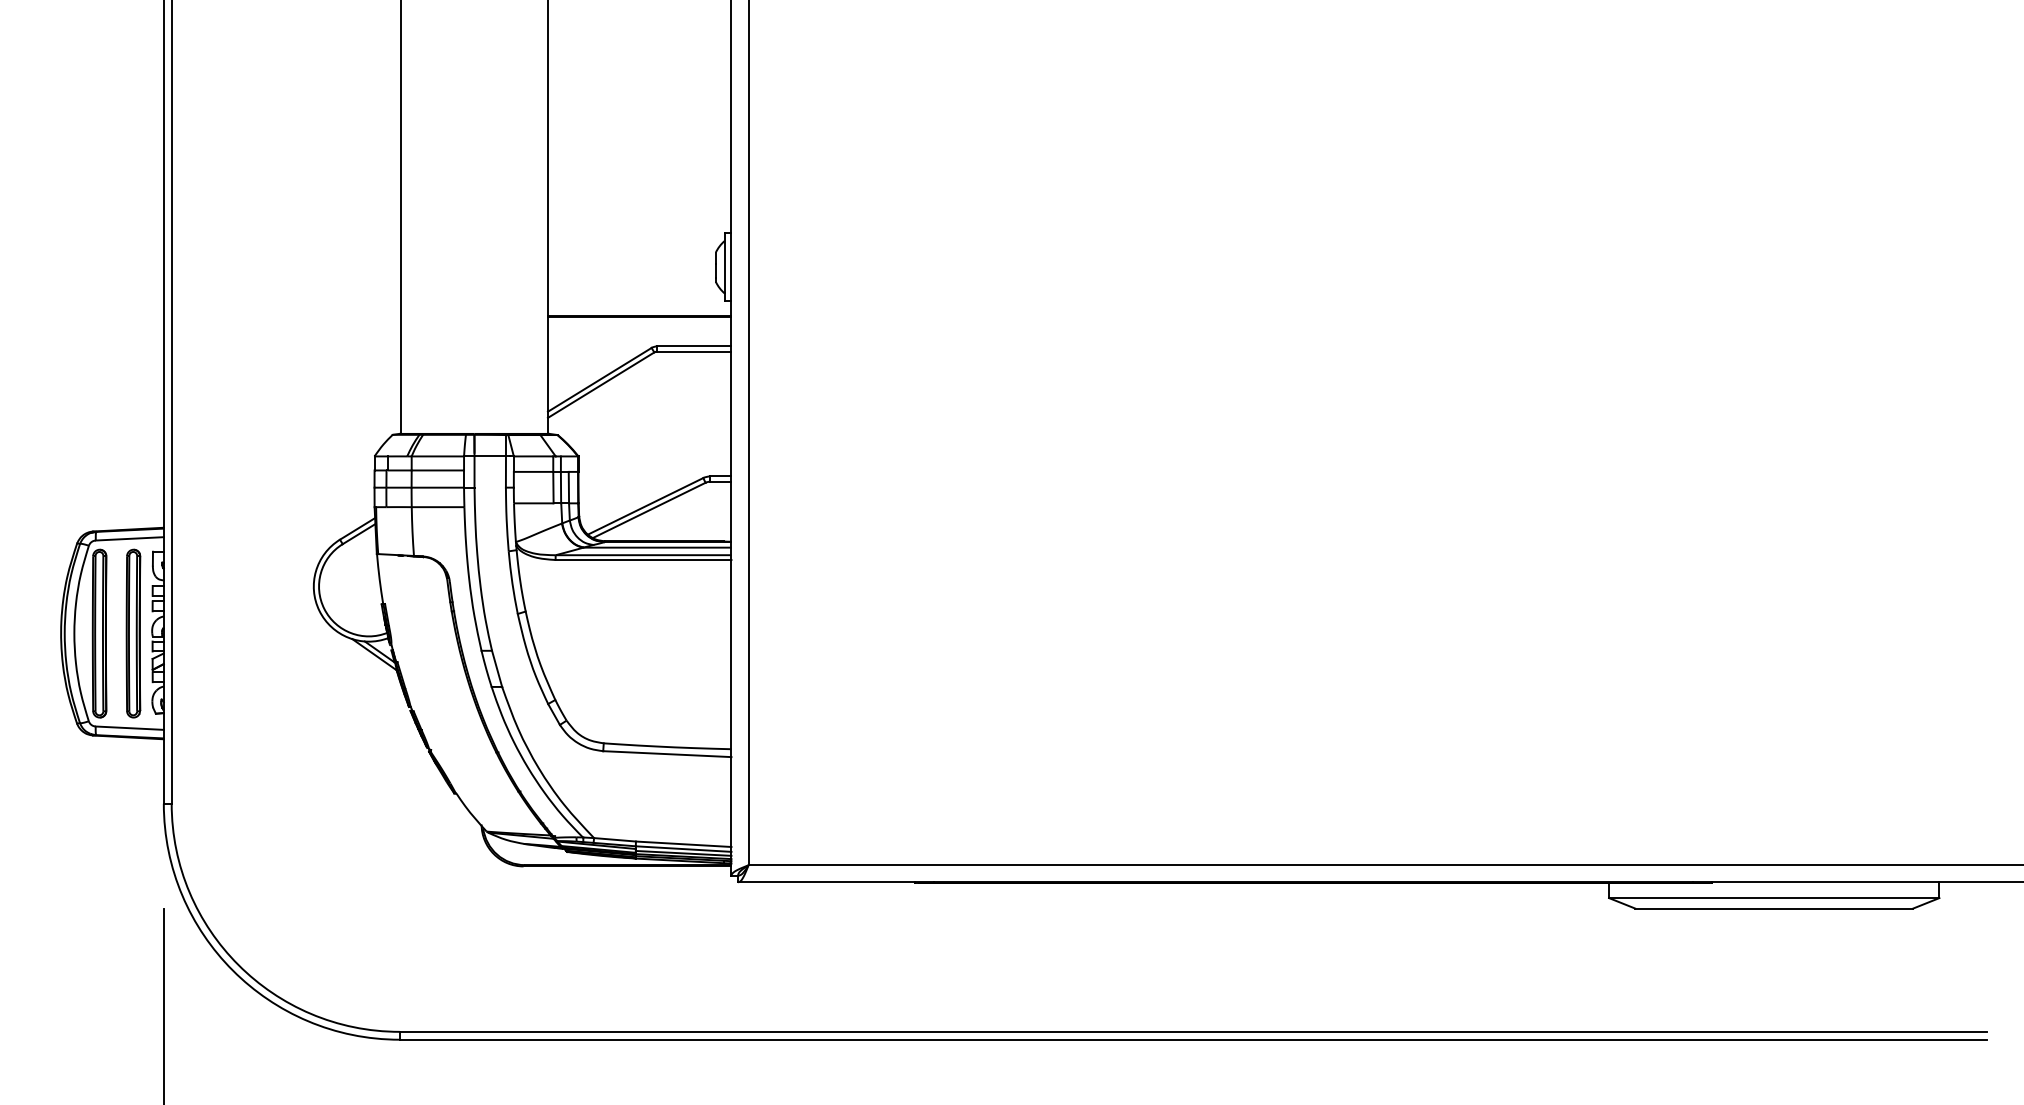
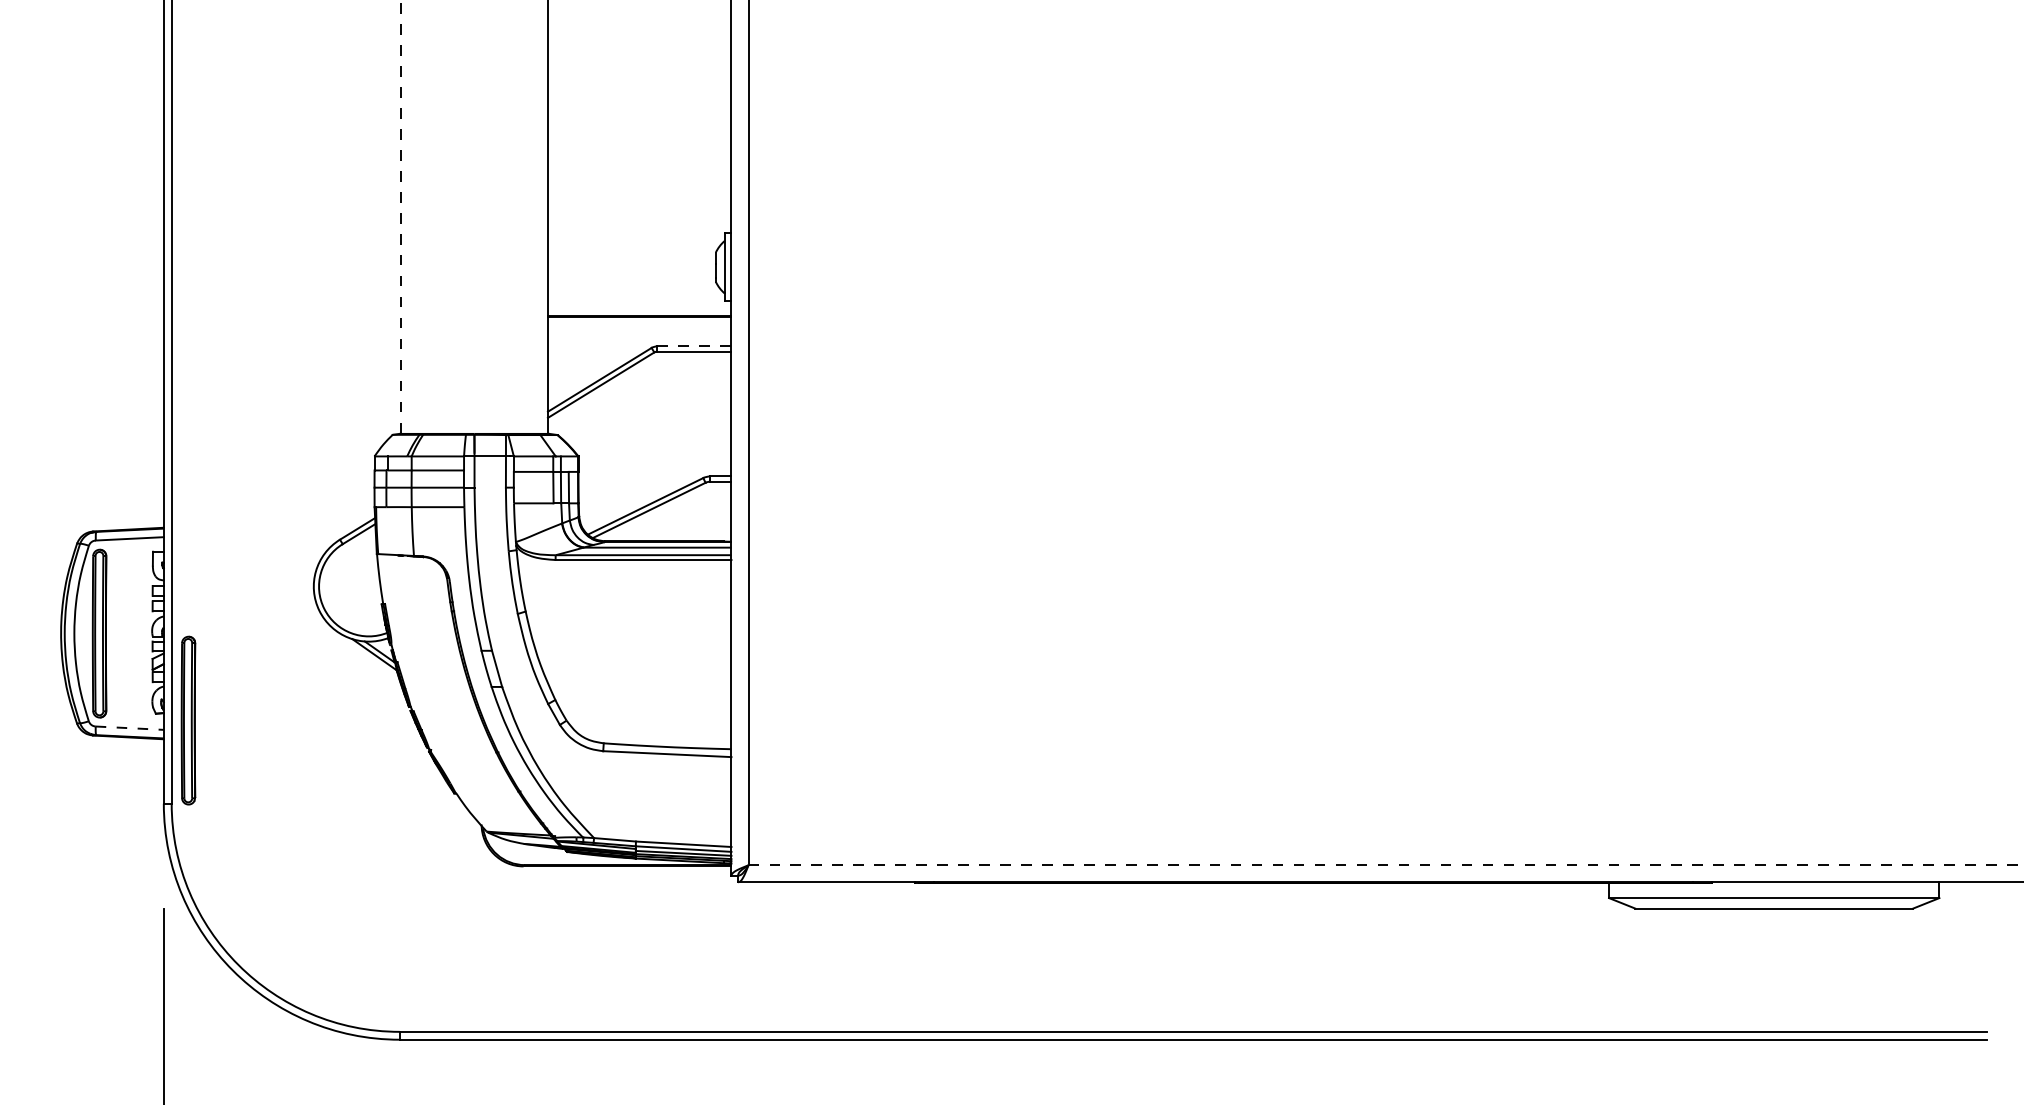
line: solid -> dashed (401, 217)
line: solid -> dashed (694, 346)
part position: (133, 633) -> (188, 720) (188, 720)
line: solid -> dashed (130, 728)
line: solid -> dashed (1386, 865)
